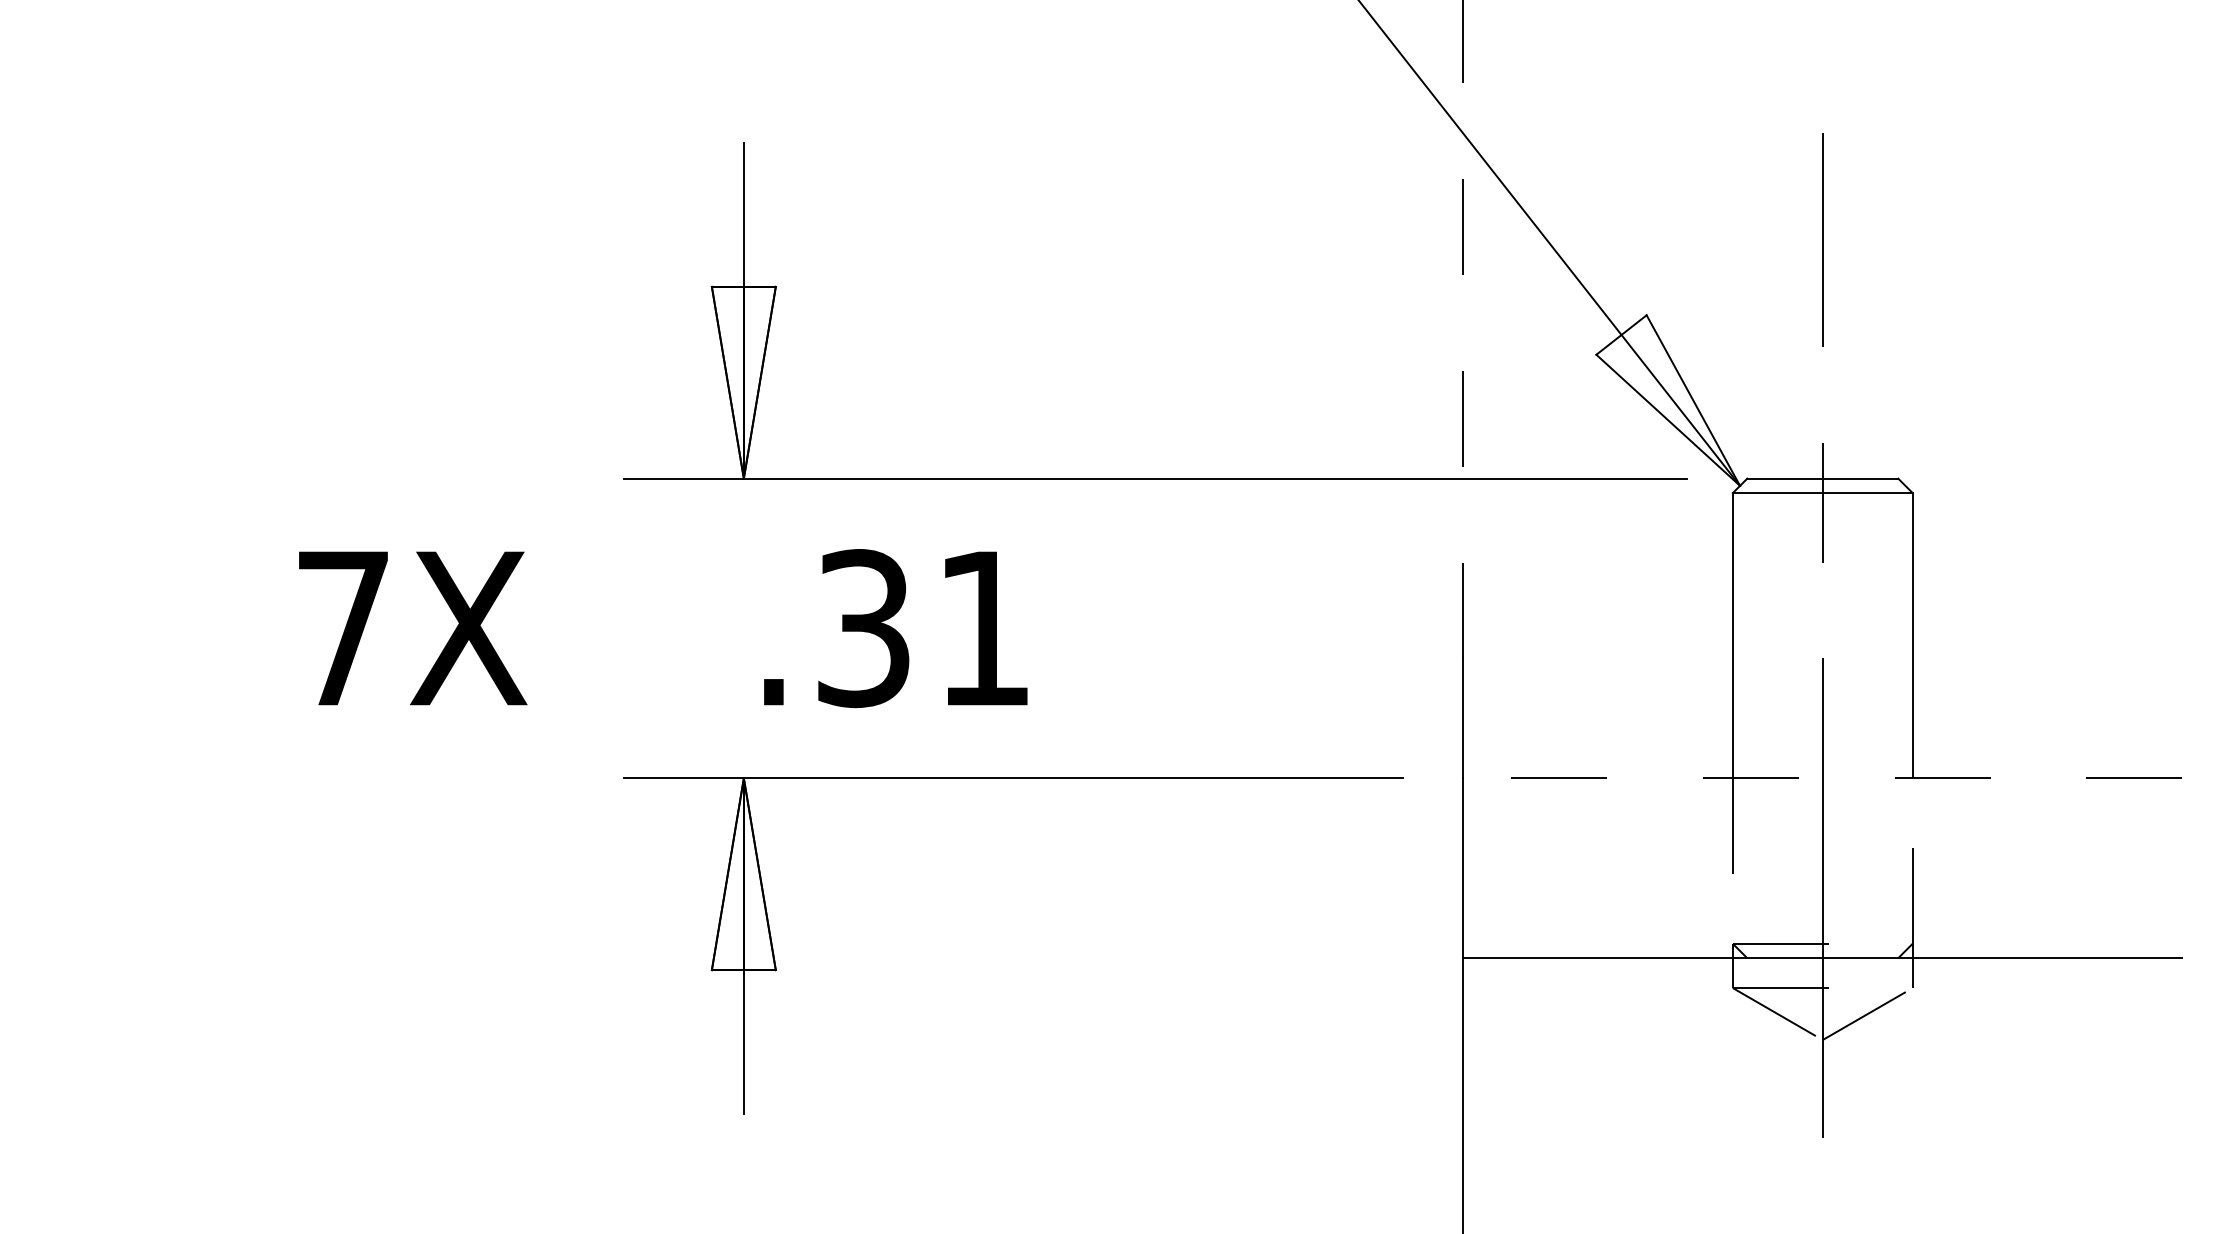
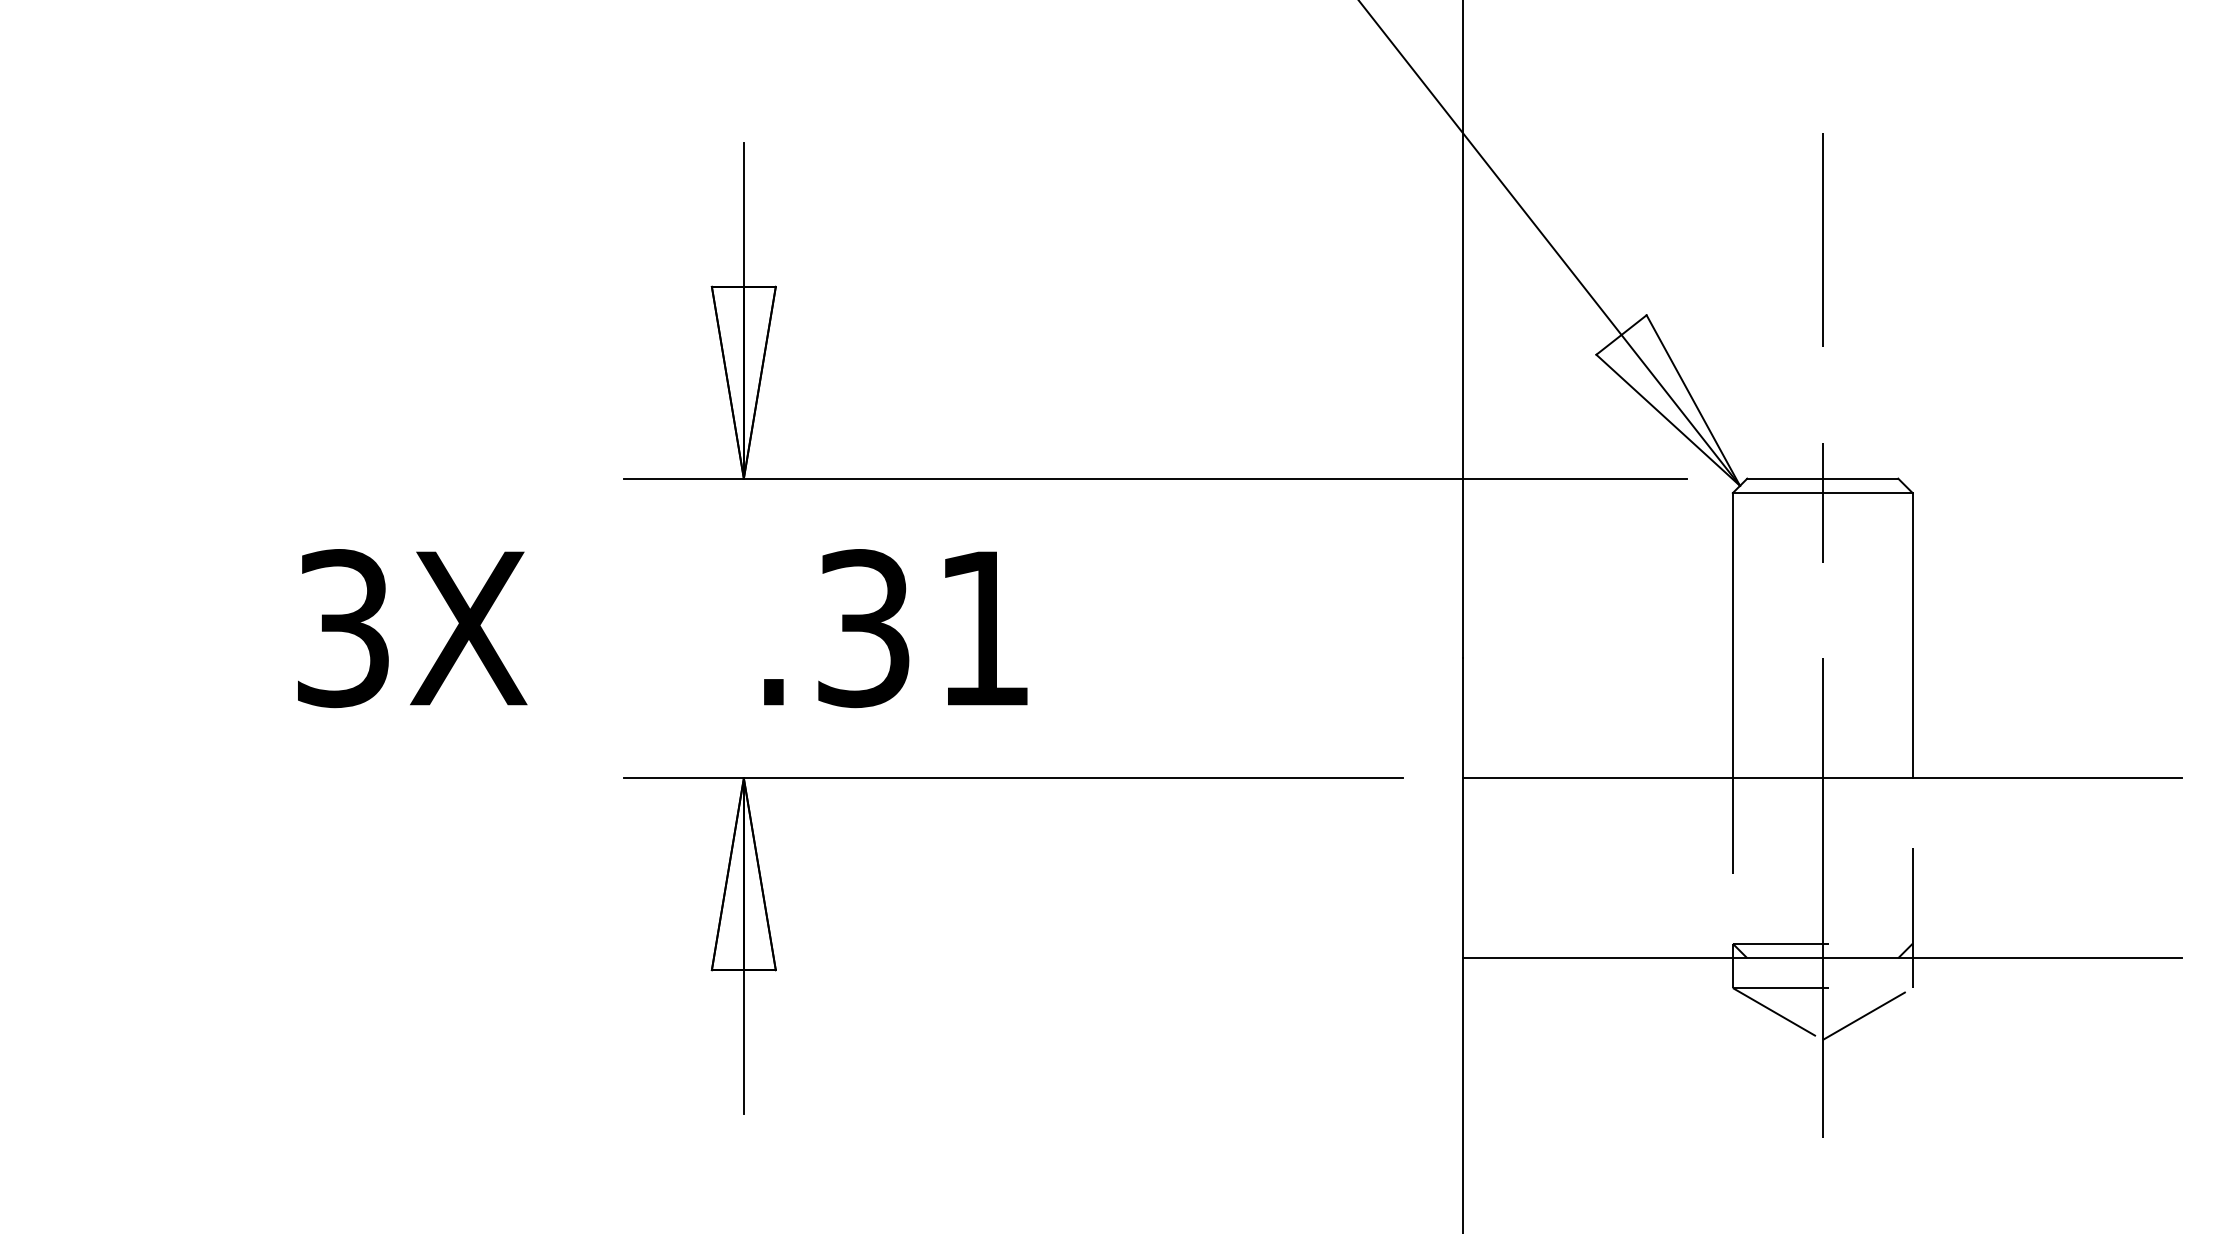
line: dashed -> solid (1463, 329)
text: 7X -> 3X (343, 628)
line: dashed -> solid (1822, 778)
